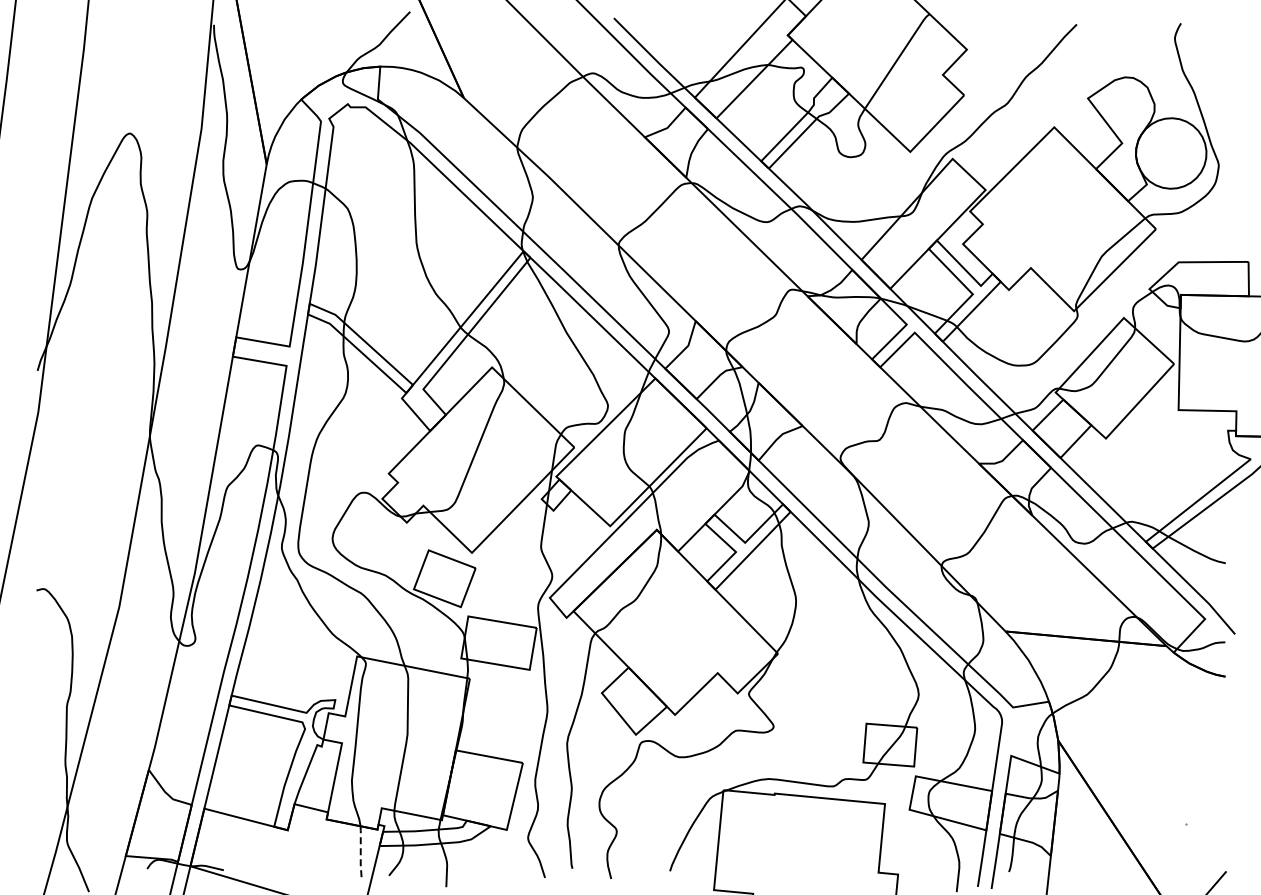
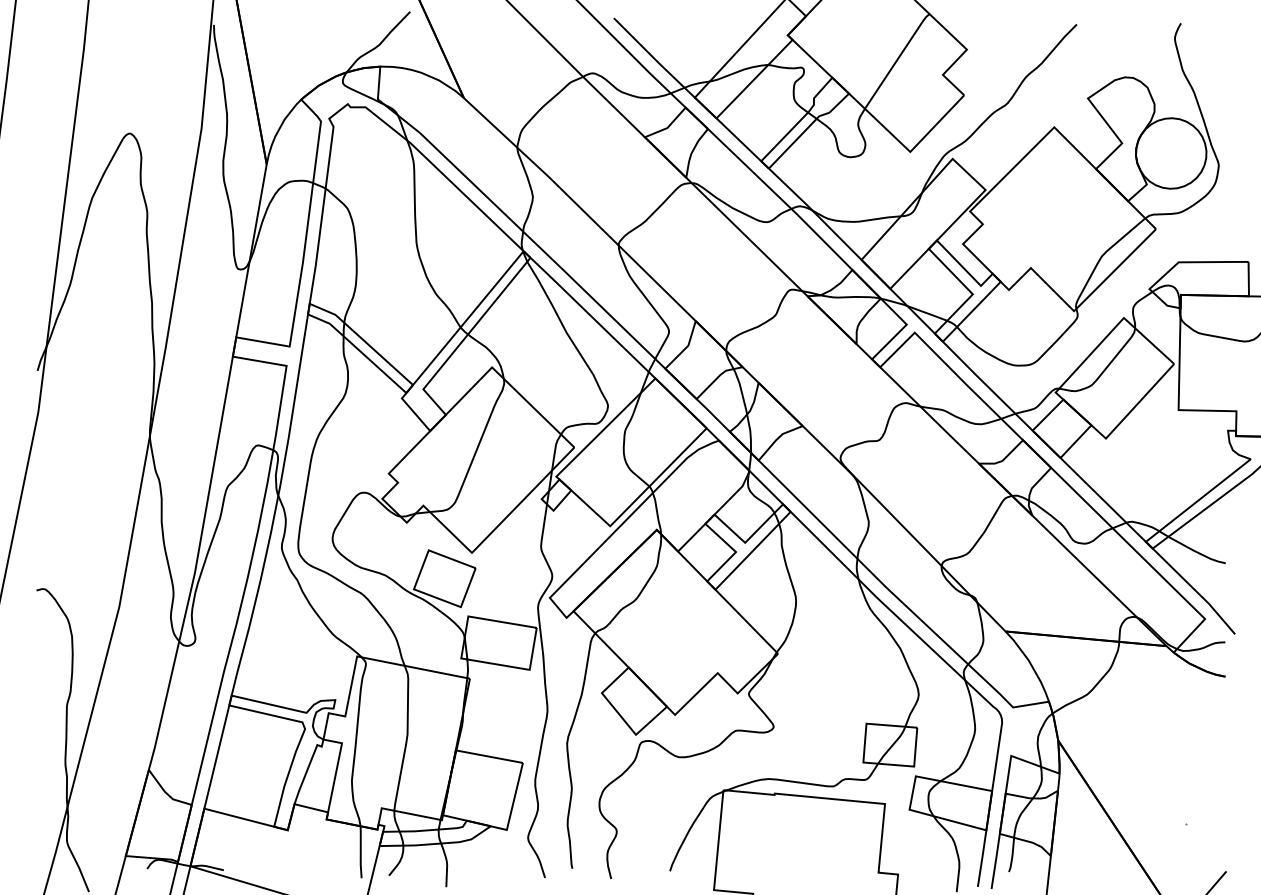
line: dashed -> solid (360, 852)
